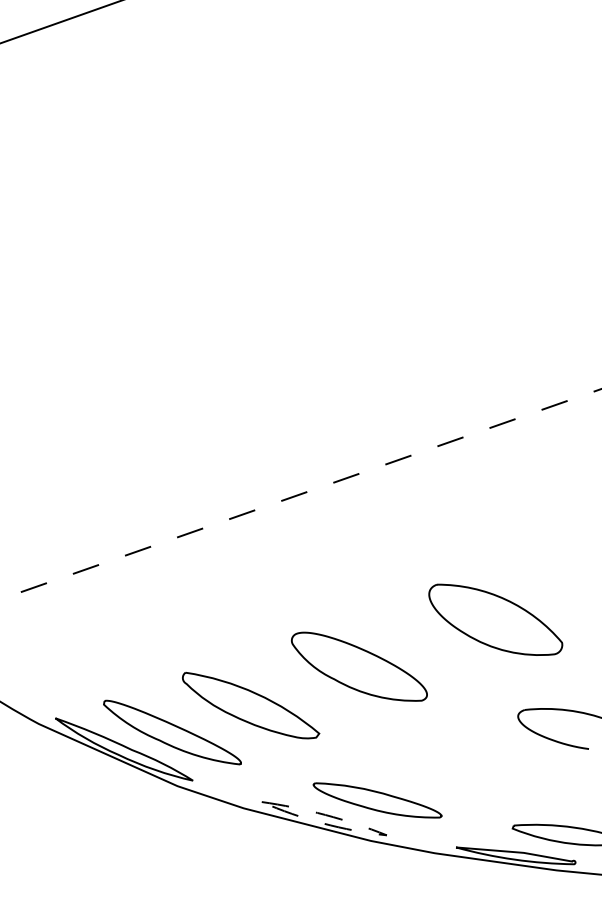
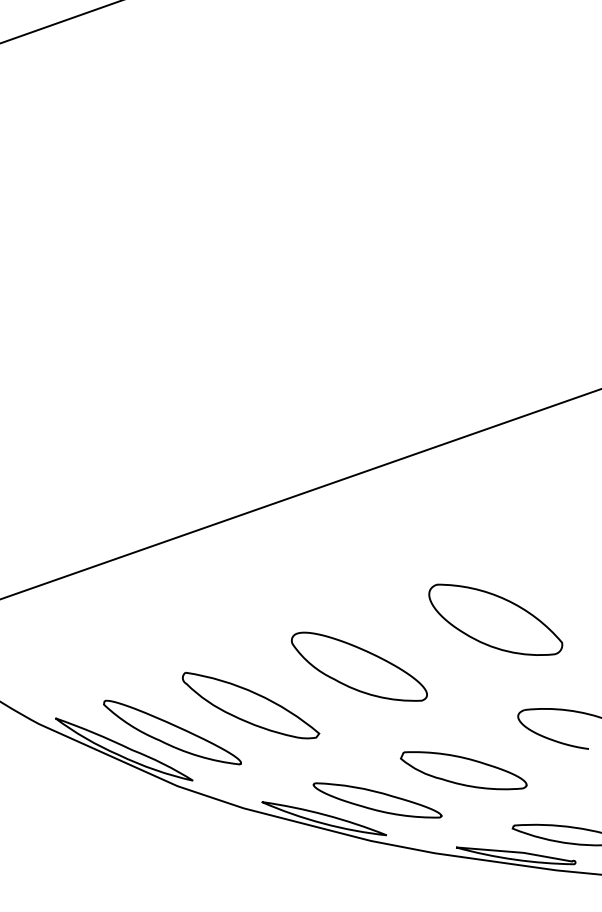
line: dashed -> solid (300, 494)
part: none -> present (463, 770)
line: dashed -> solid (386, 835)
